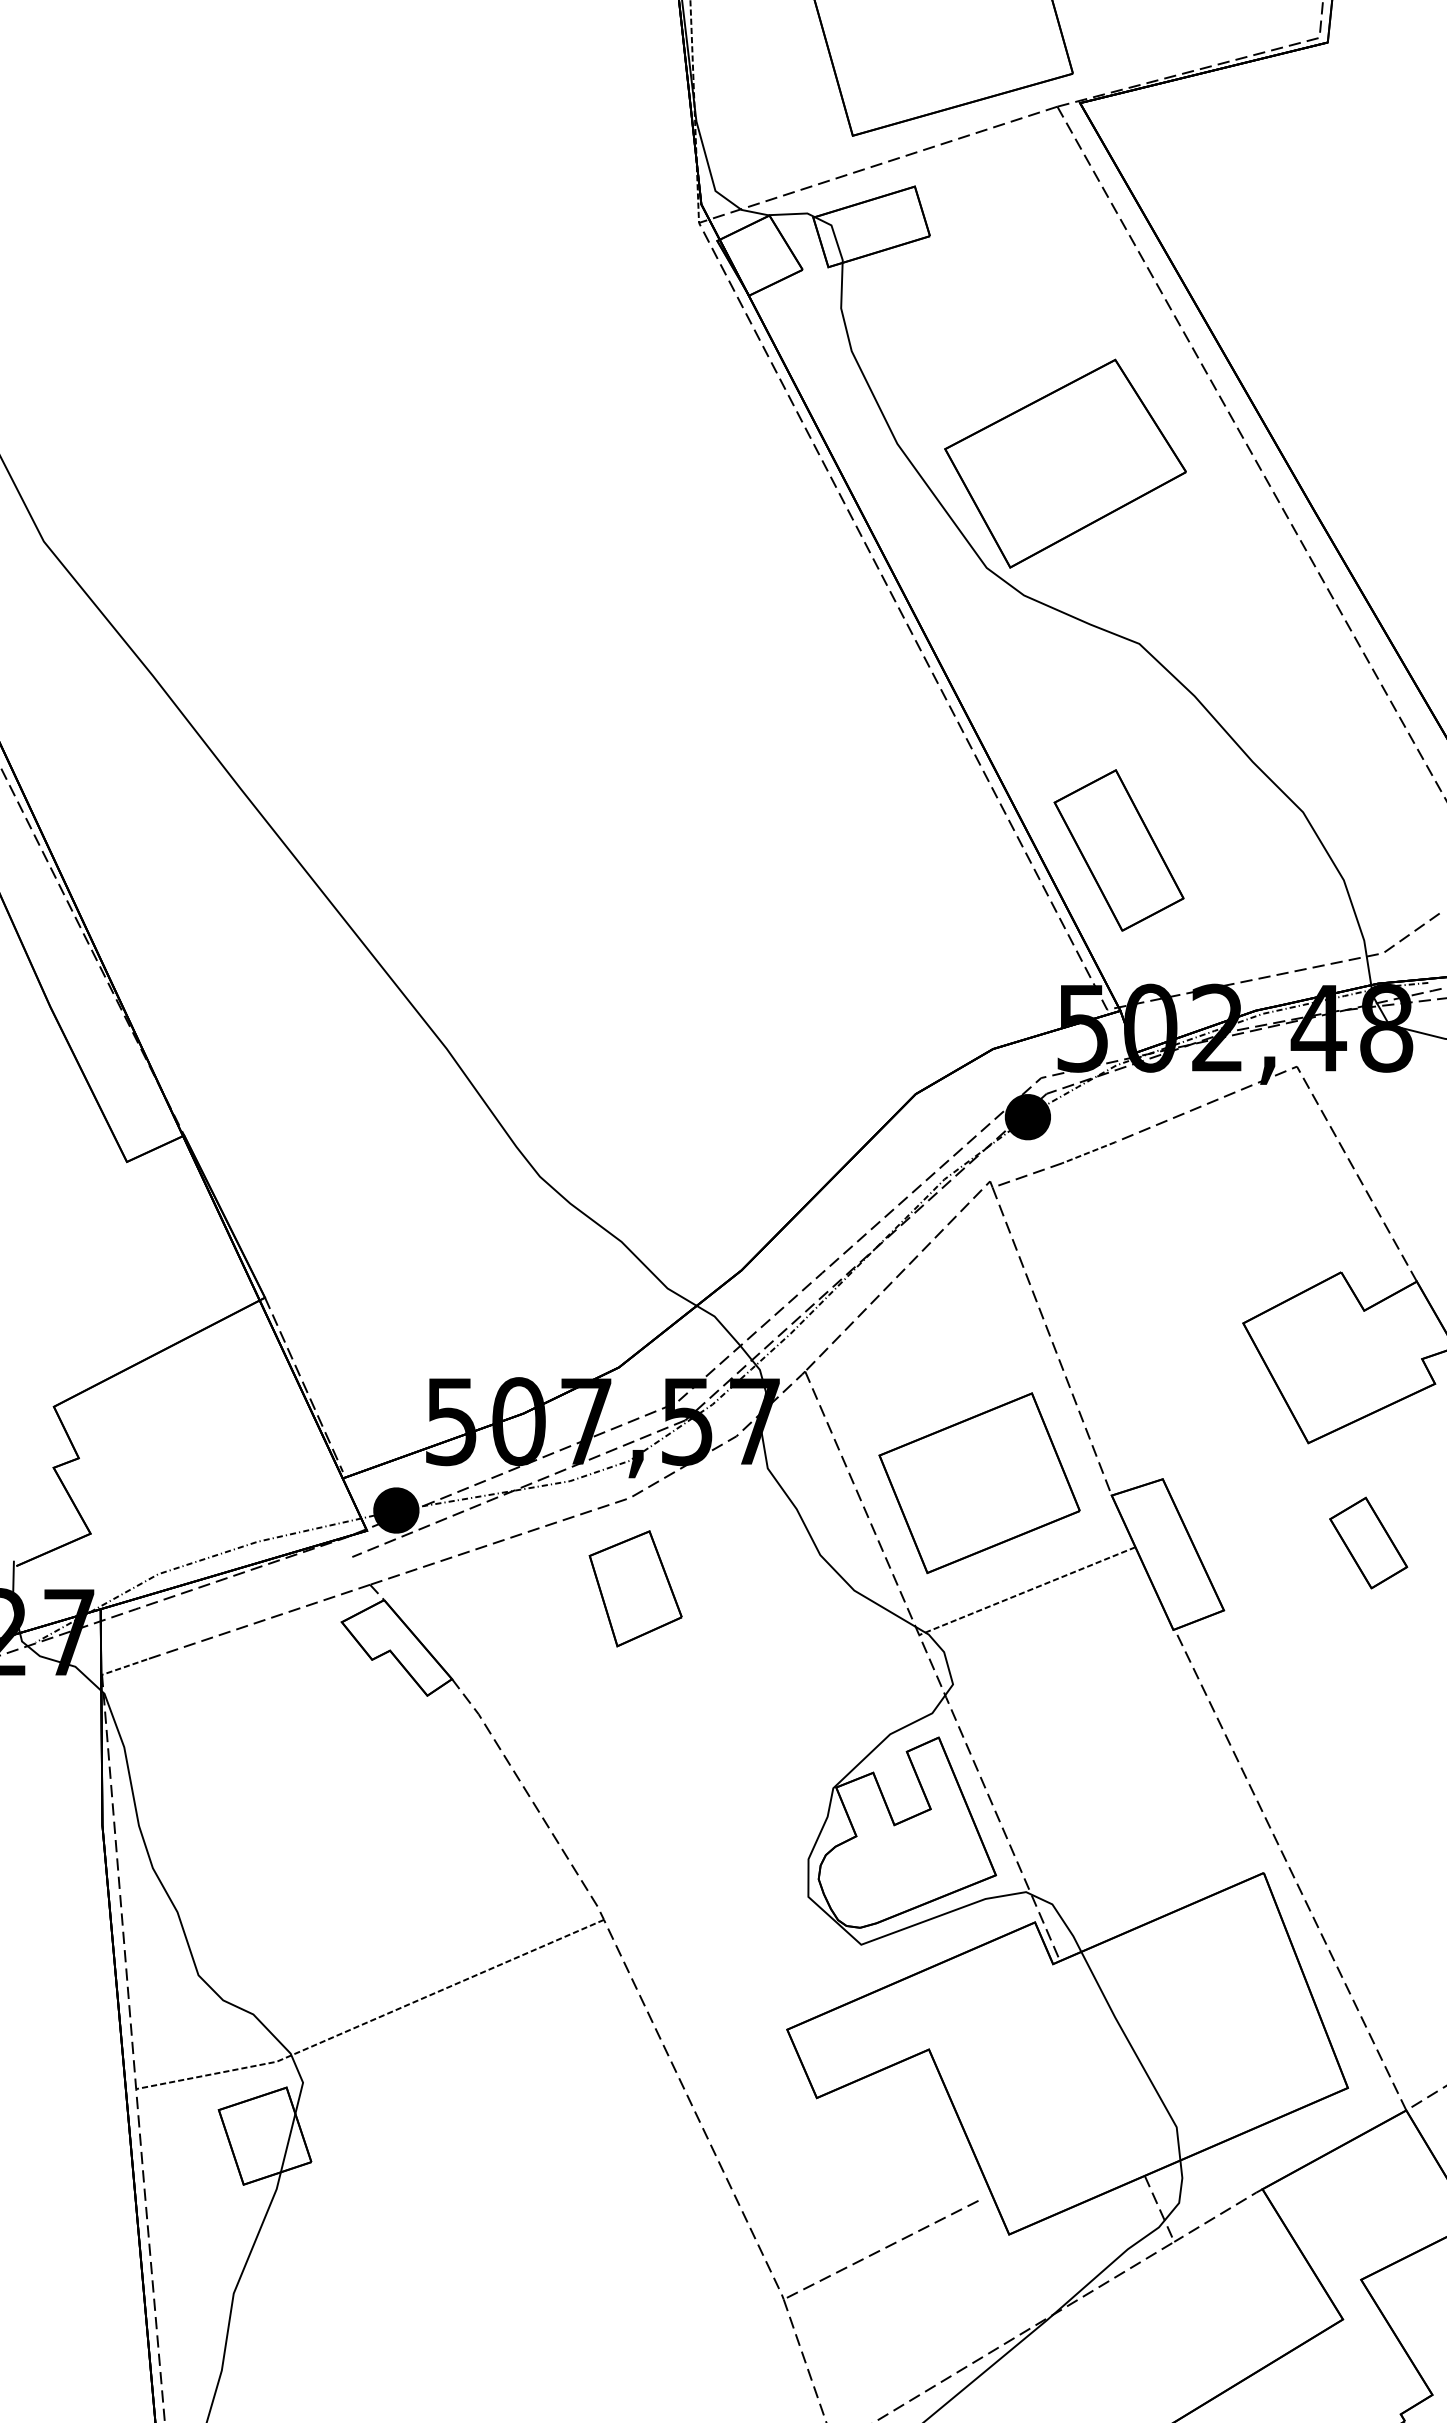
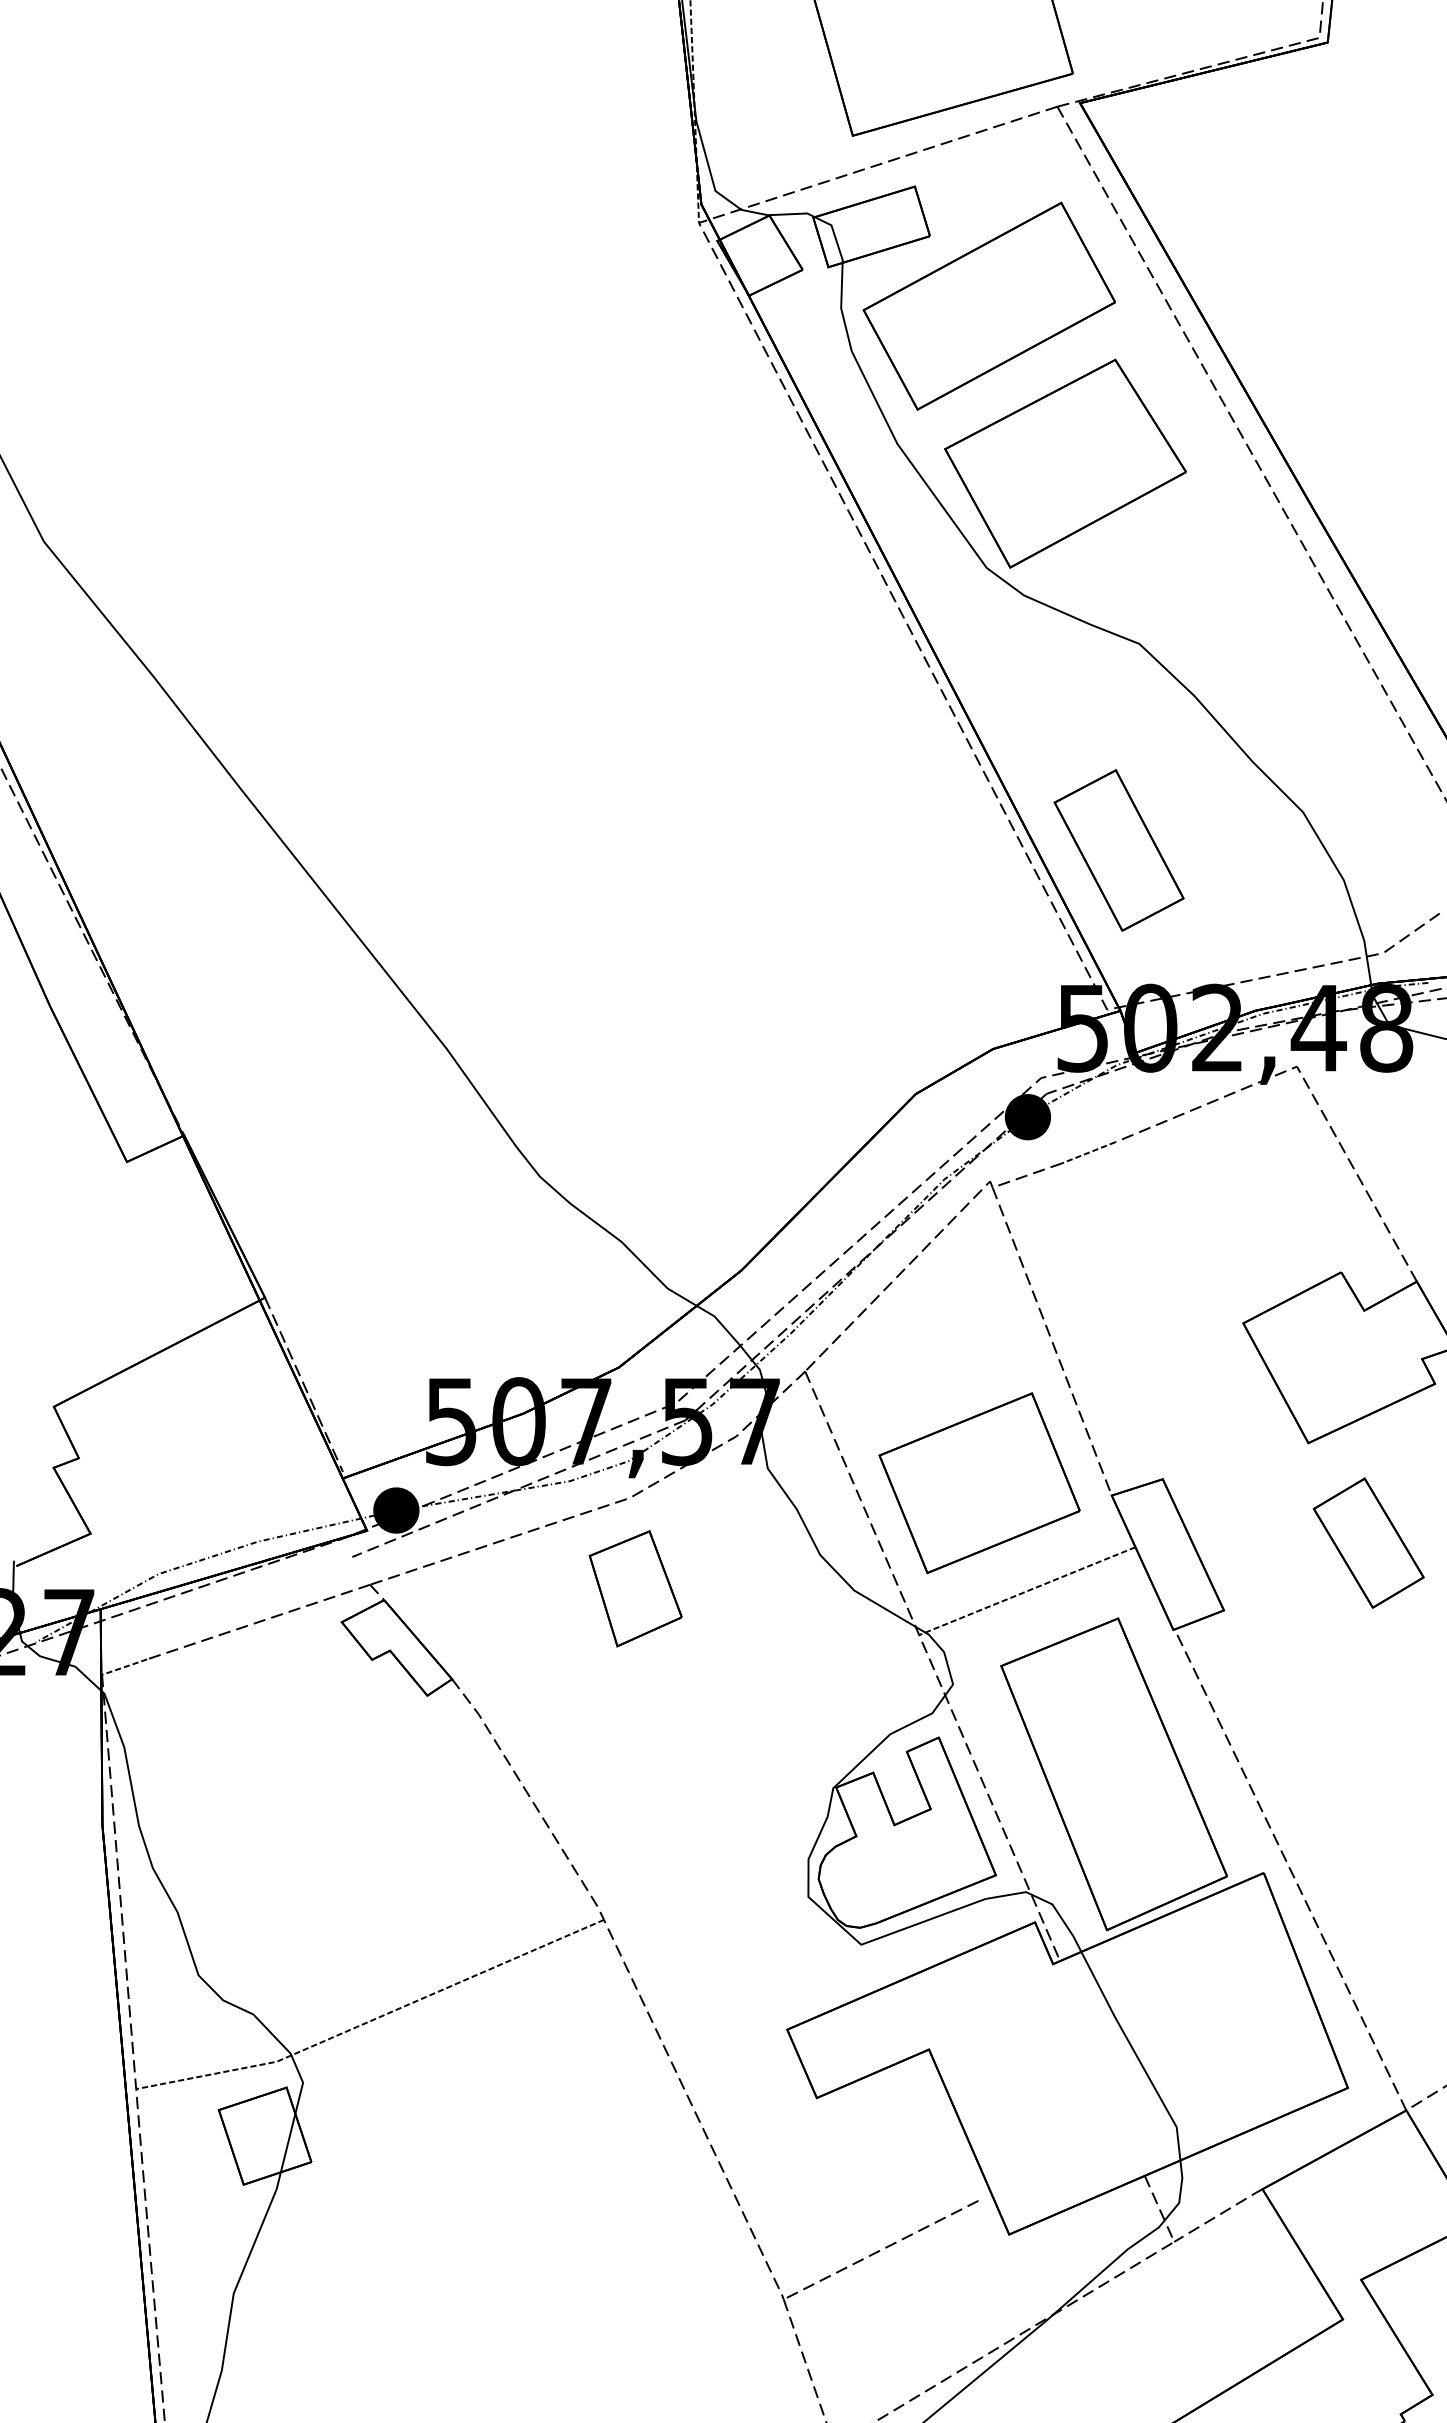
part: none -> present (988, 305)
part size: 80x94 px -> 113x132 px (1368, 1542)
part: none -> present (1113, 1774)
